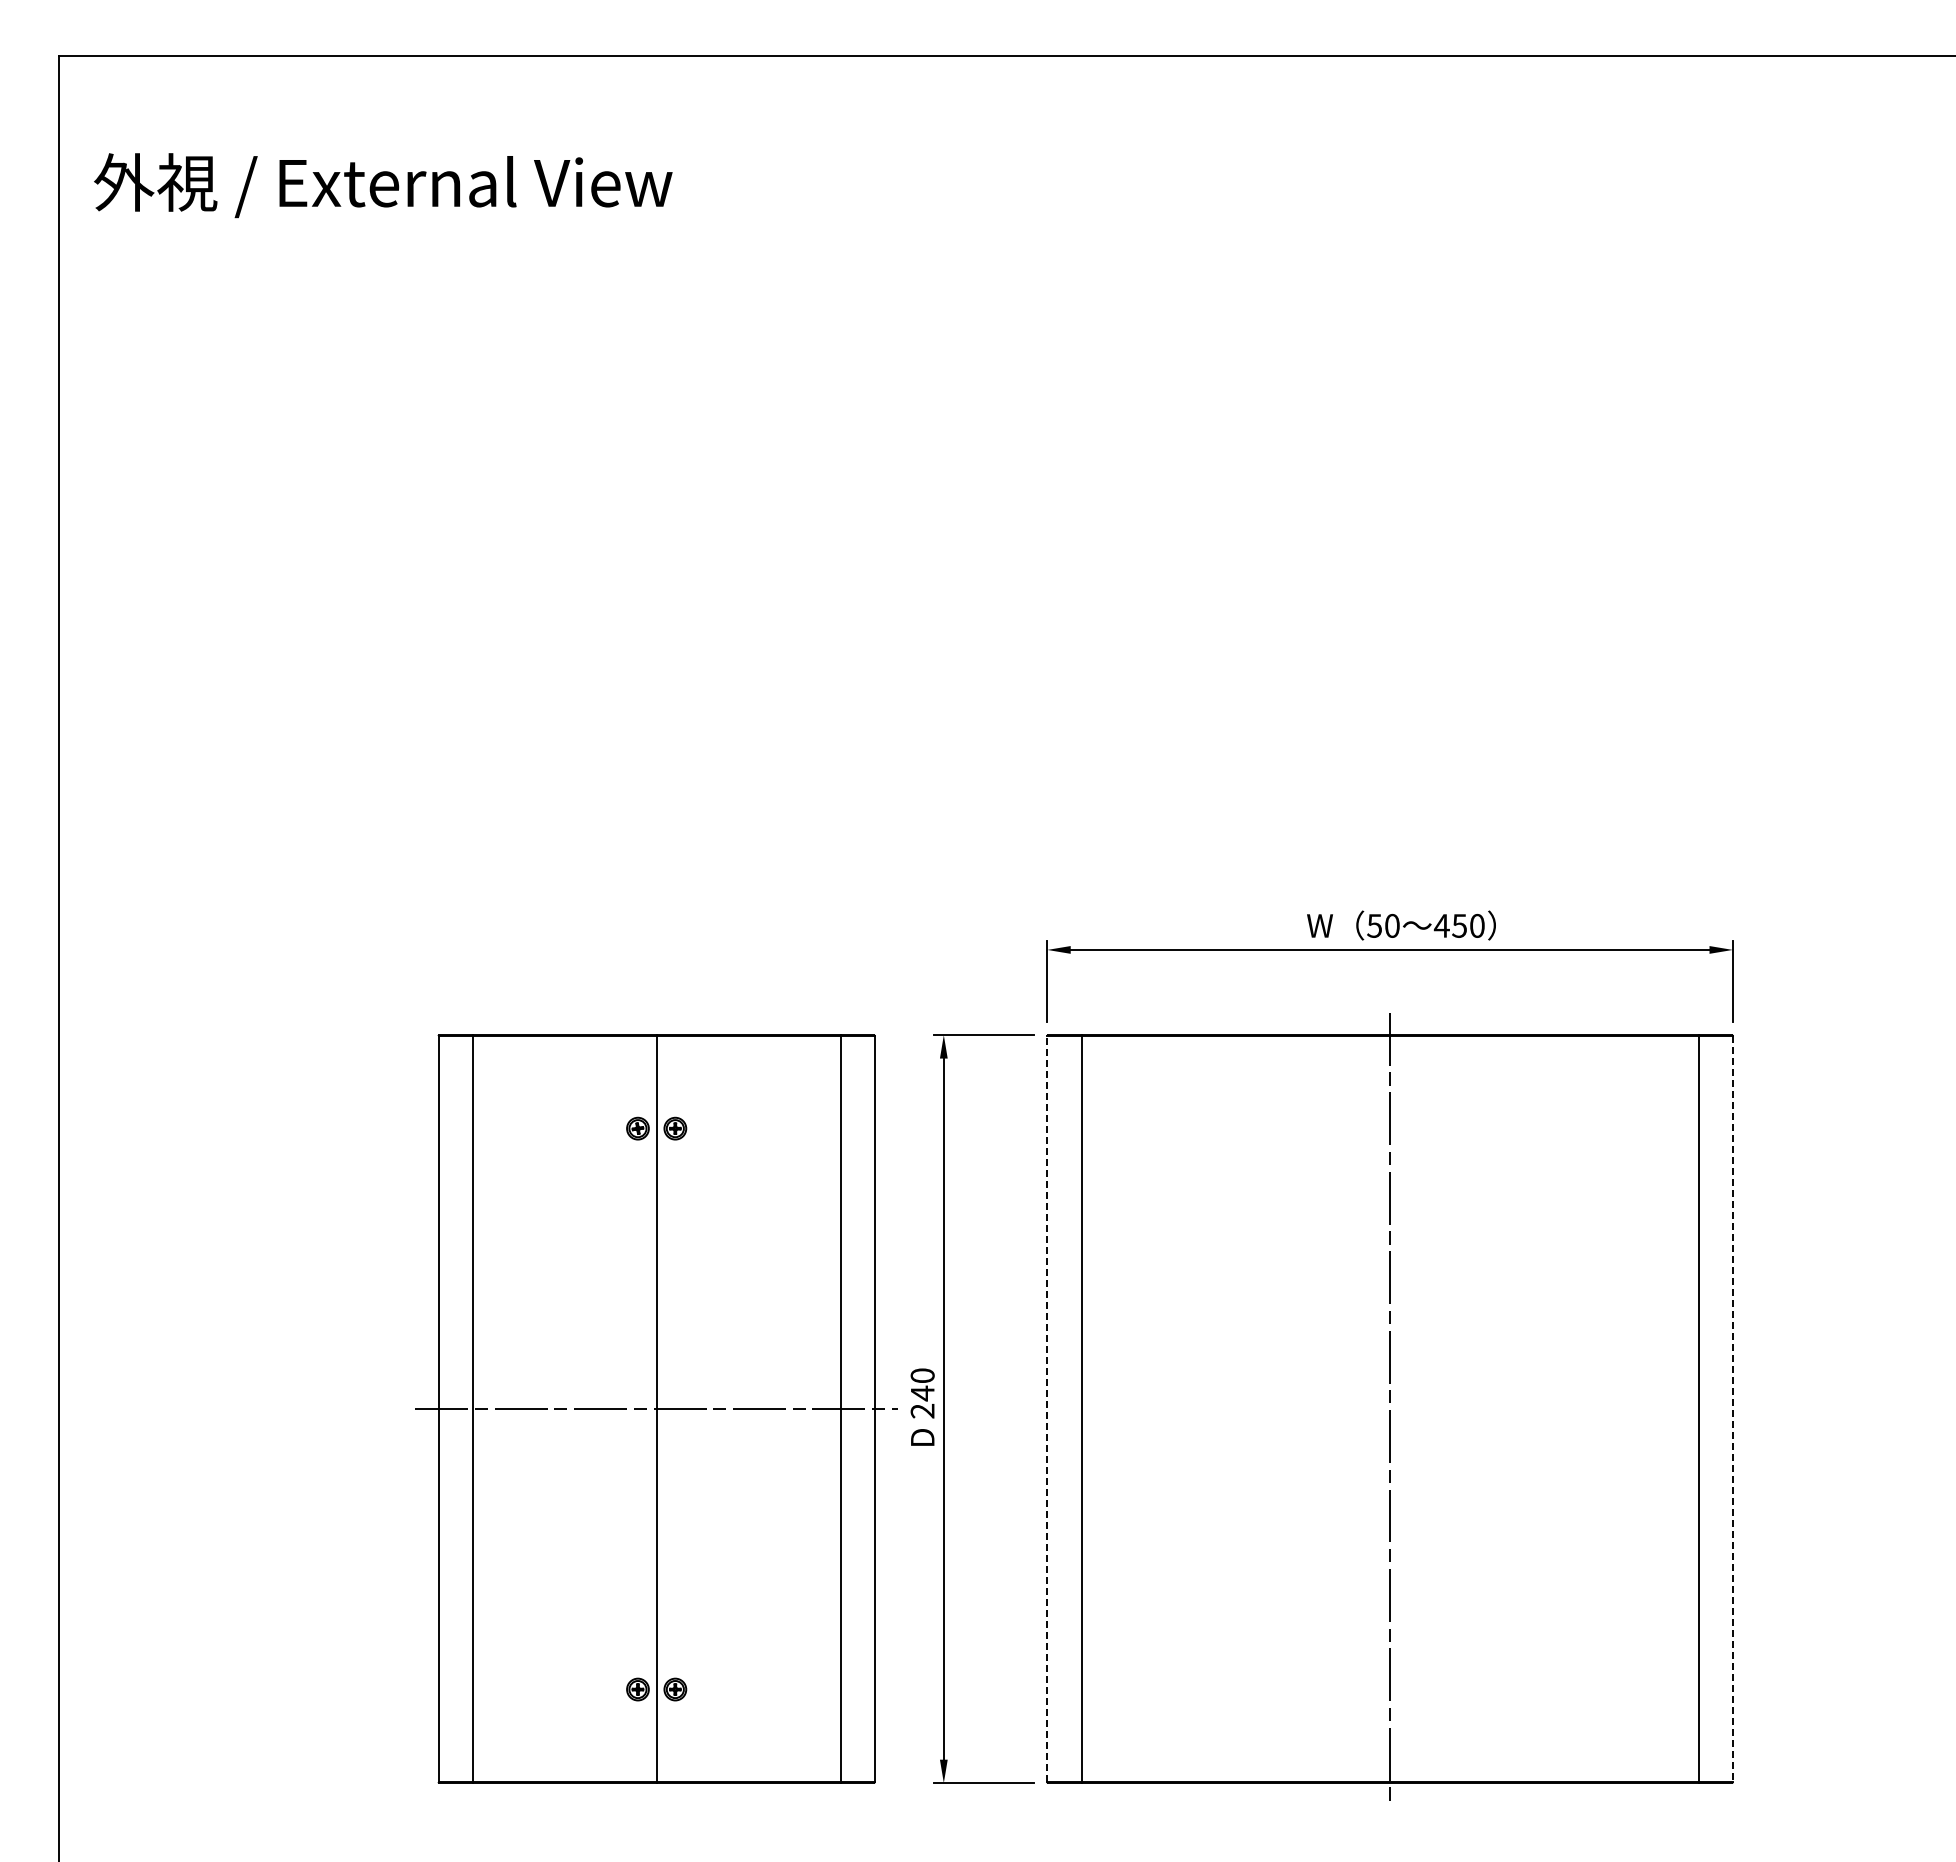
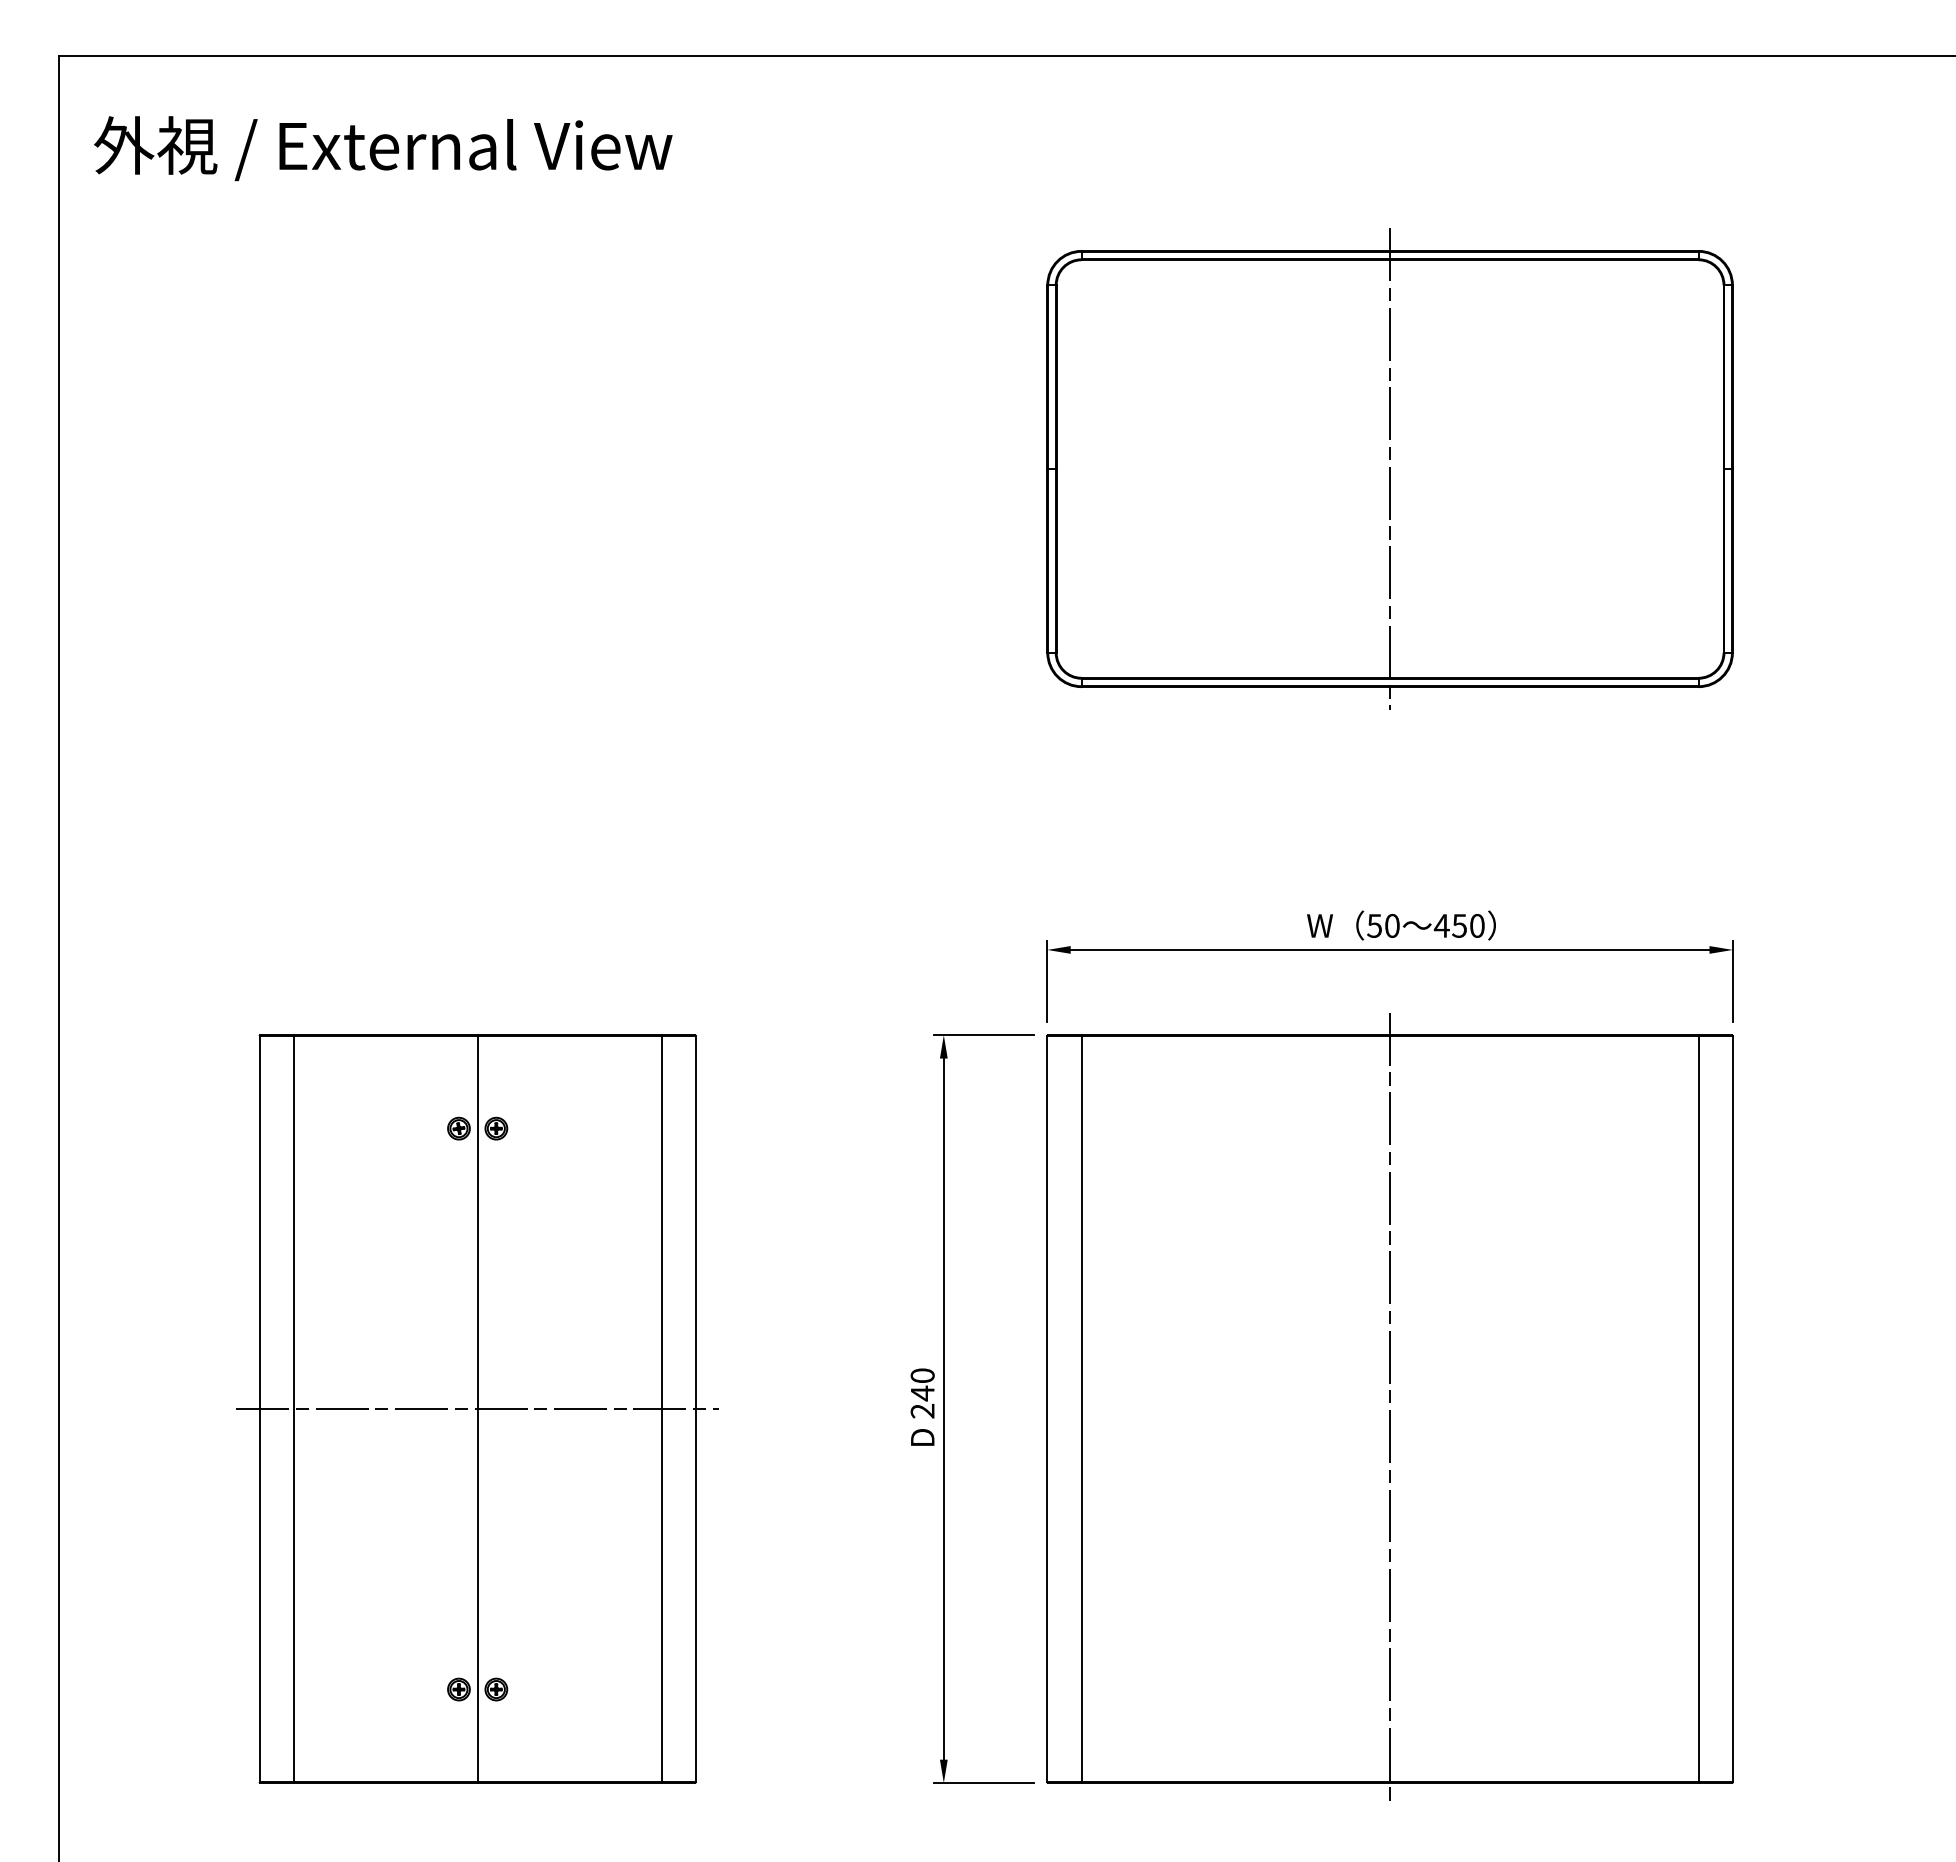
text position: (383, 185) -> (383, 148) (383, 148)
part: none -> present (1389, 468)
part position: (656, 1408) -> (477, 1408) (477, 1408)
line: dashed -> solid (1047, 1409)
line: dashed -> solid (1732, 1409)
